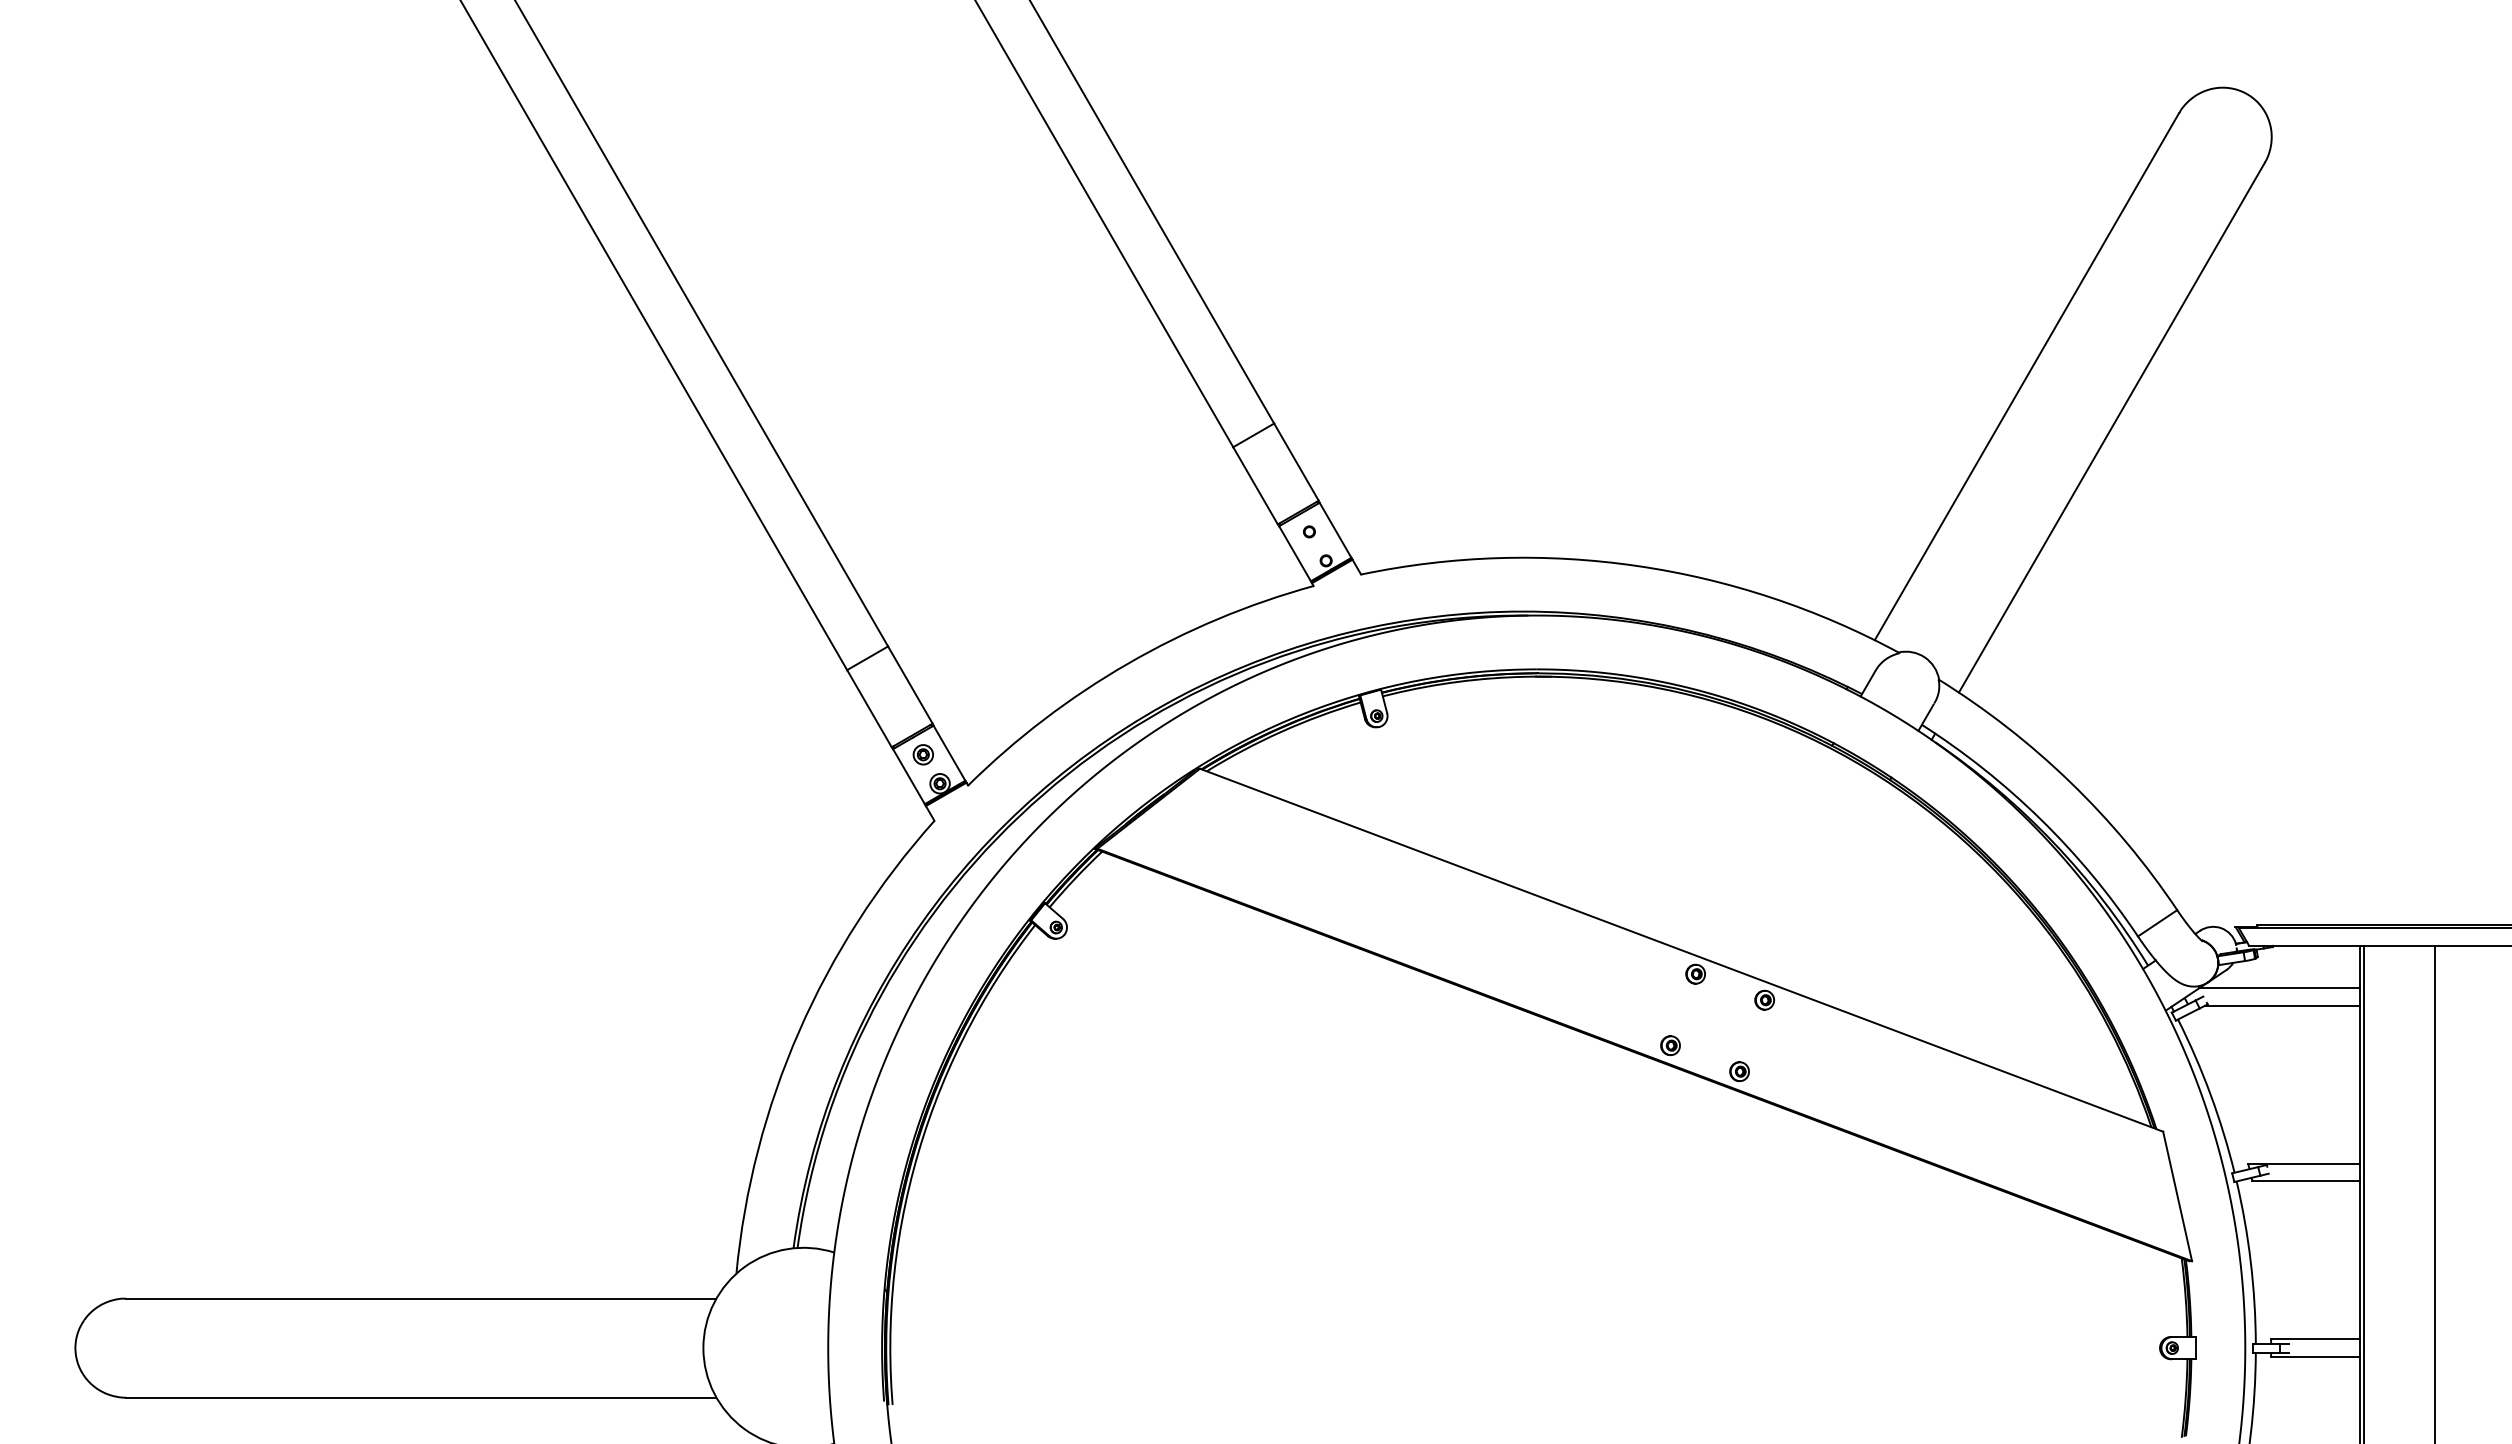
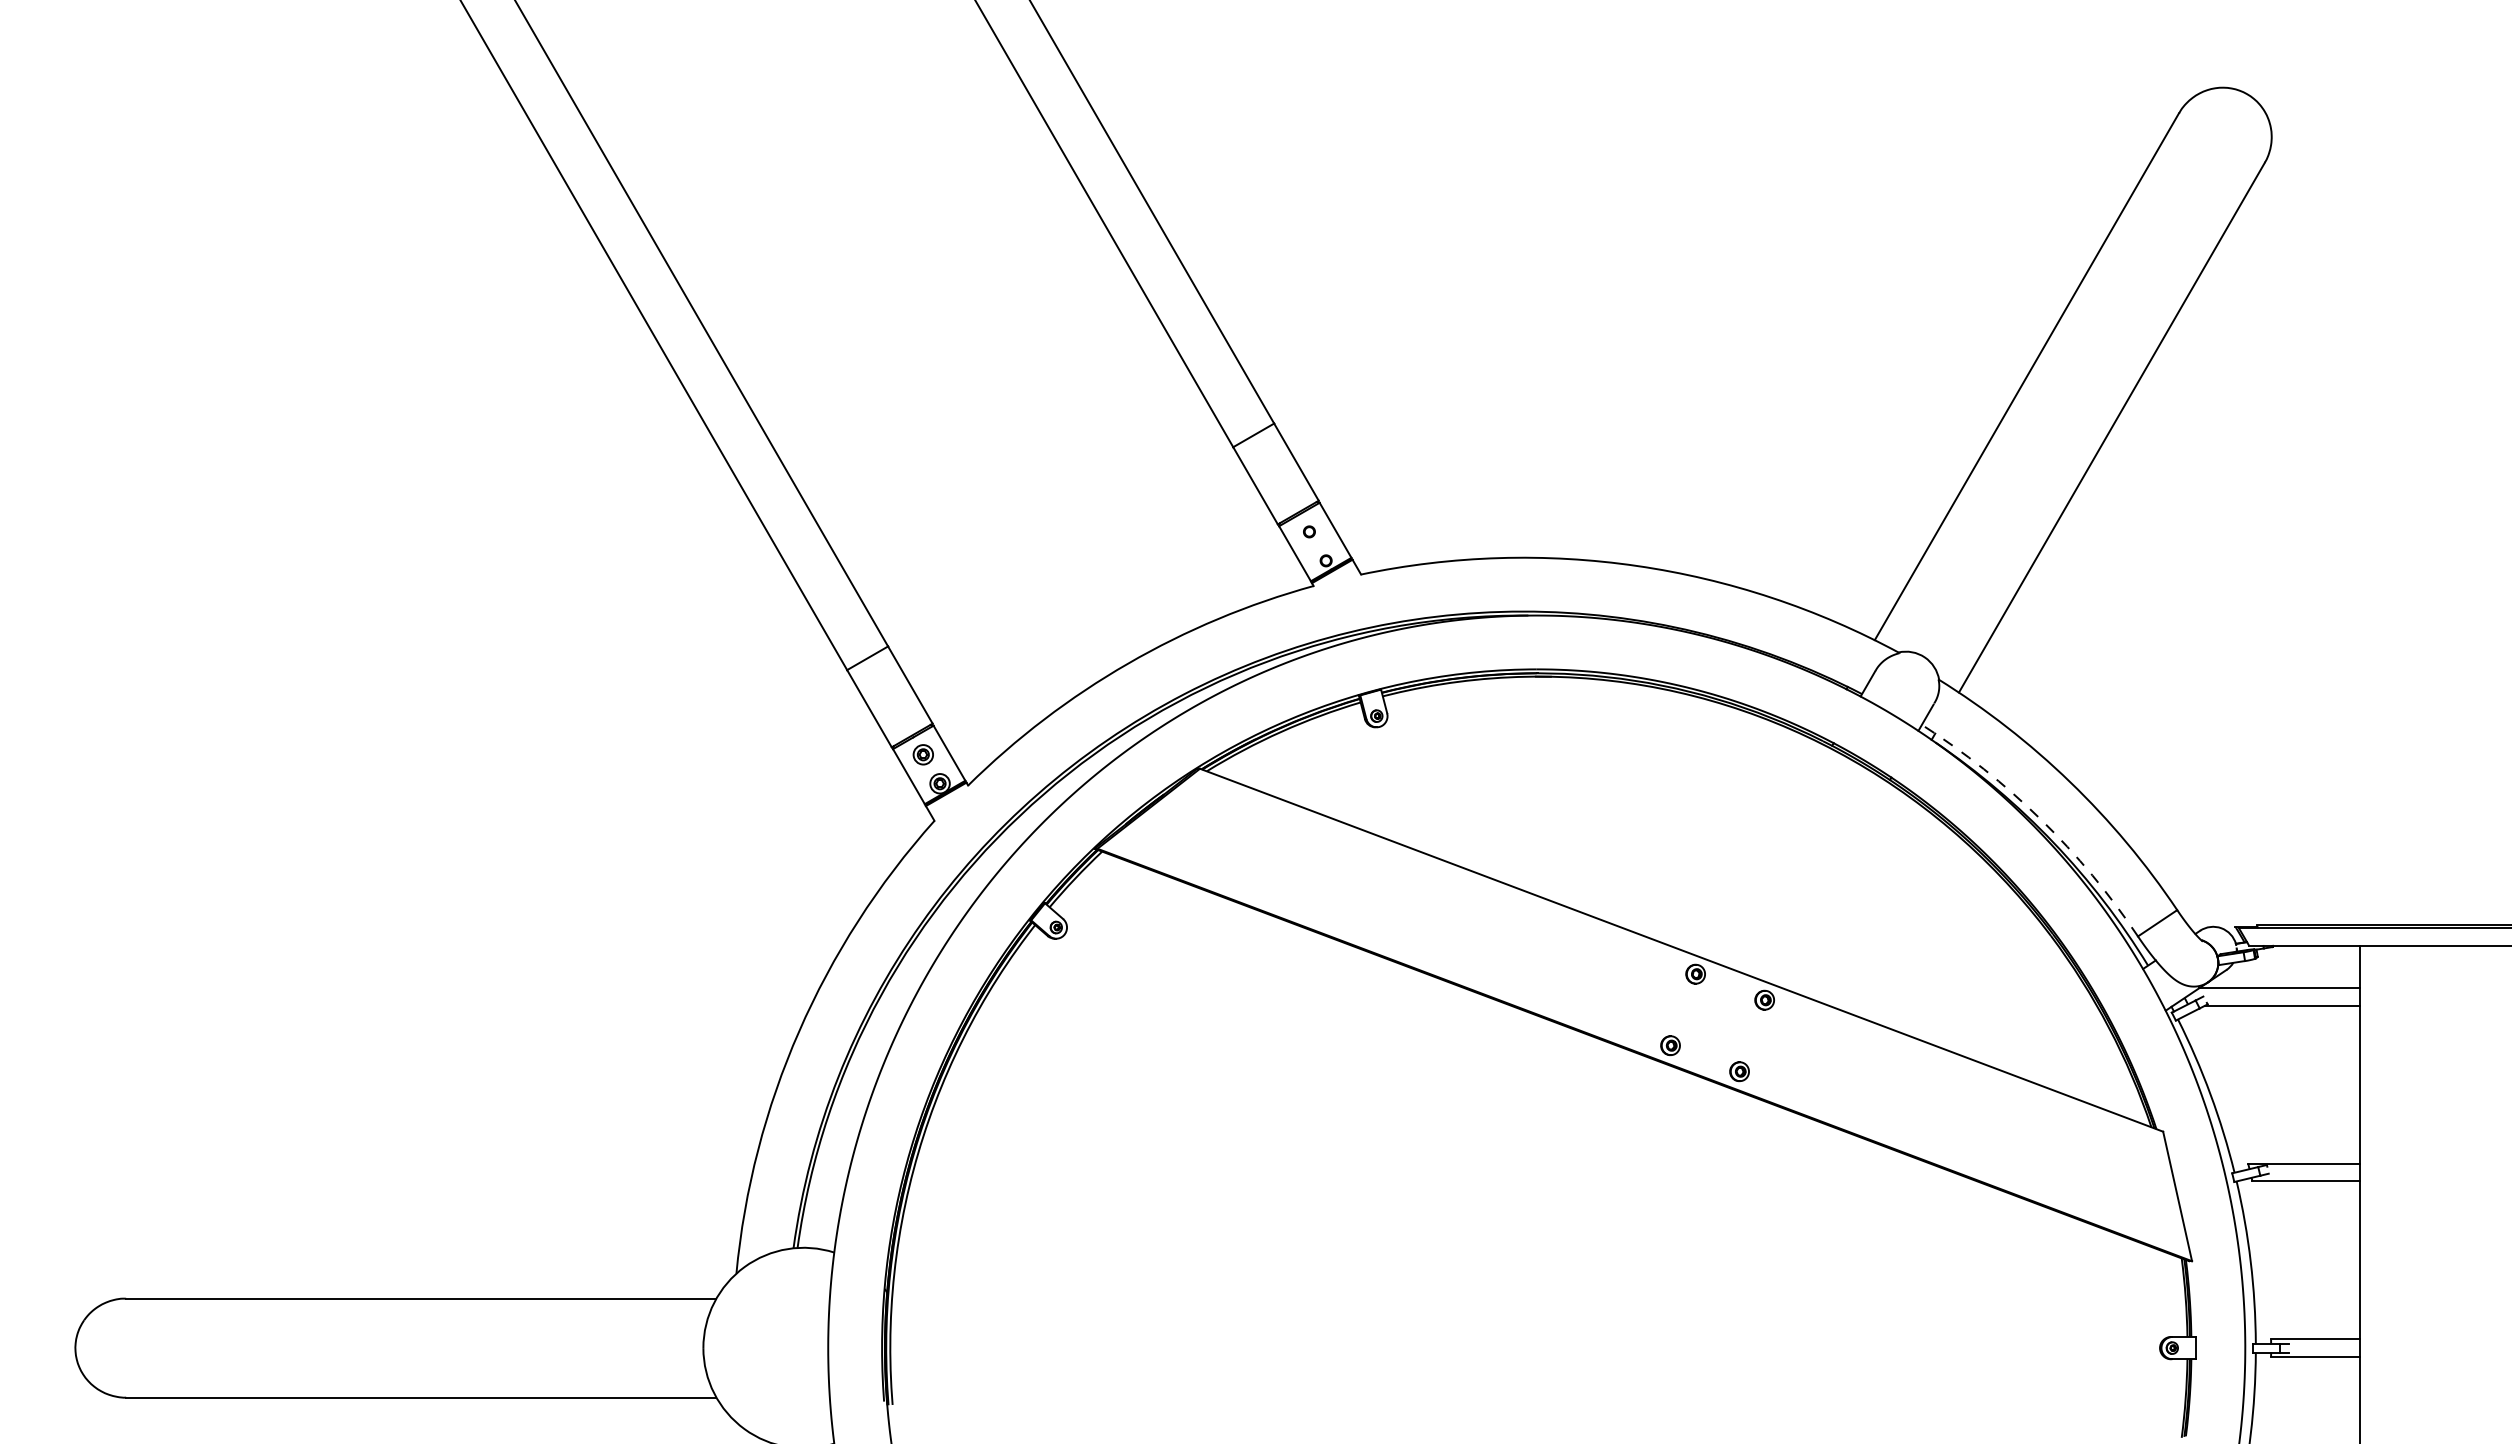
arc: solid -> dashed (2040, 819)
line: present -> none (2363, 1192)
line: present -> none (2434, 1192)
